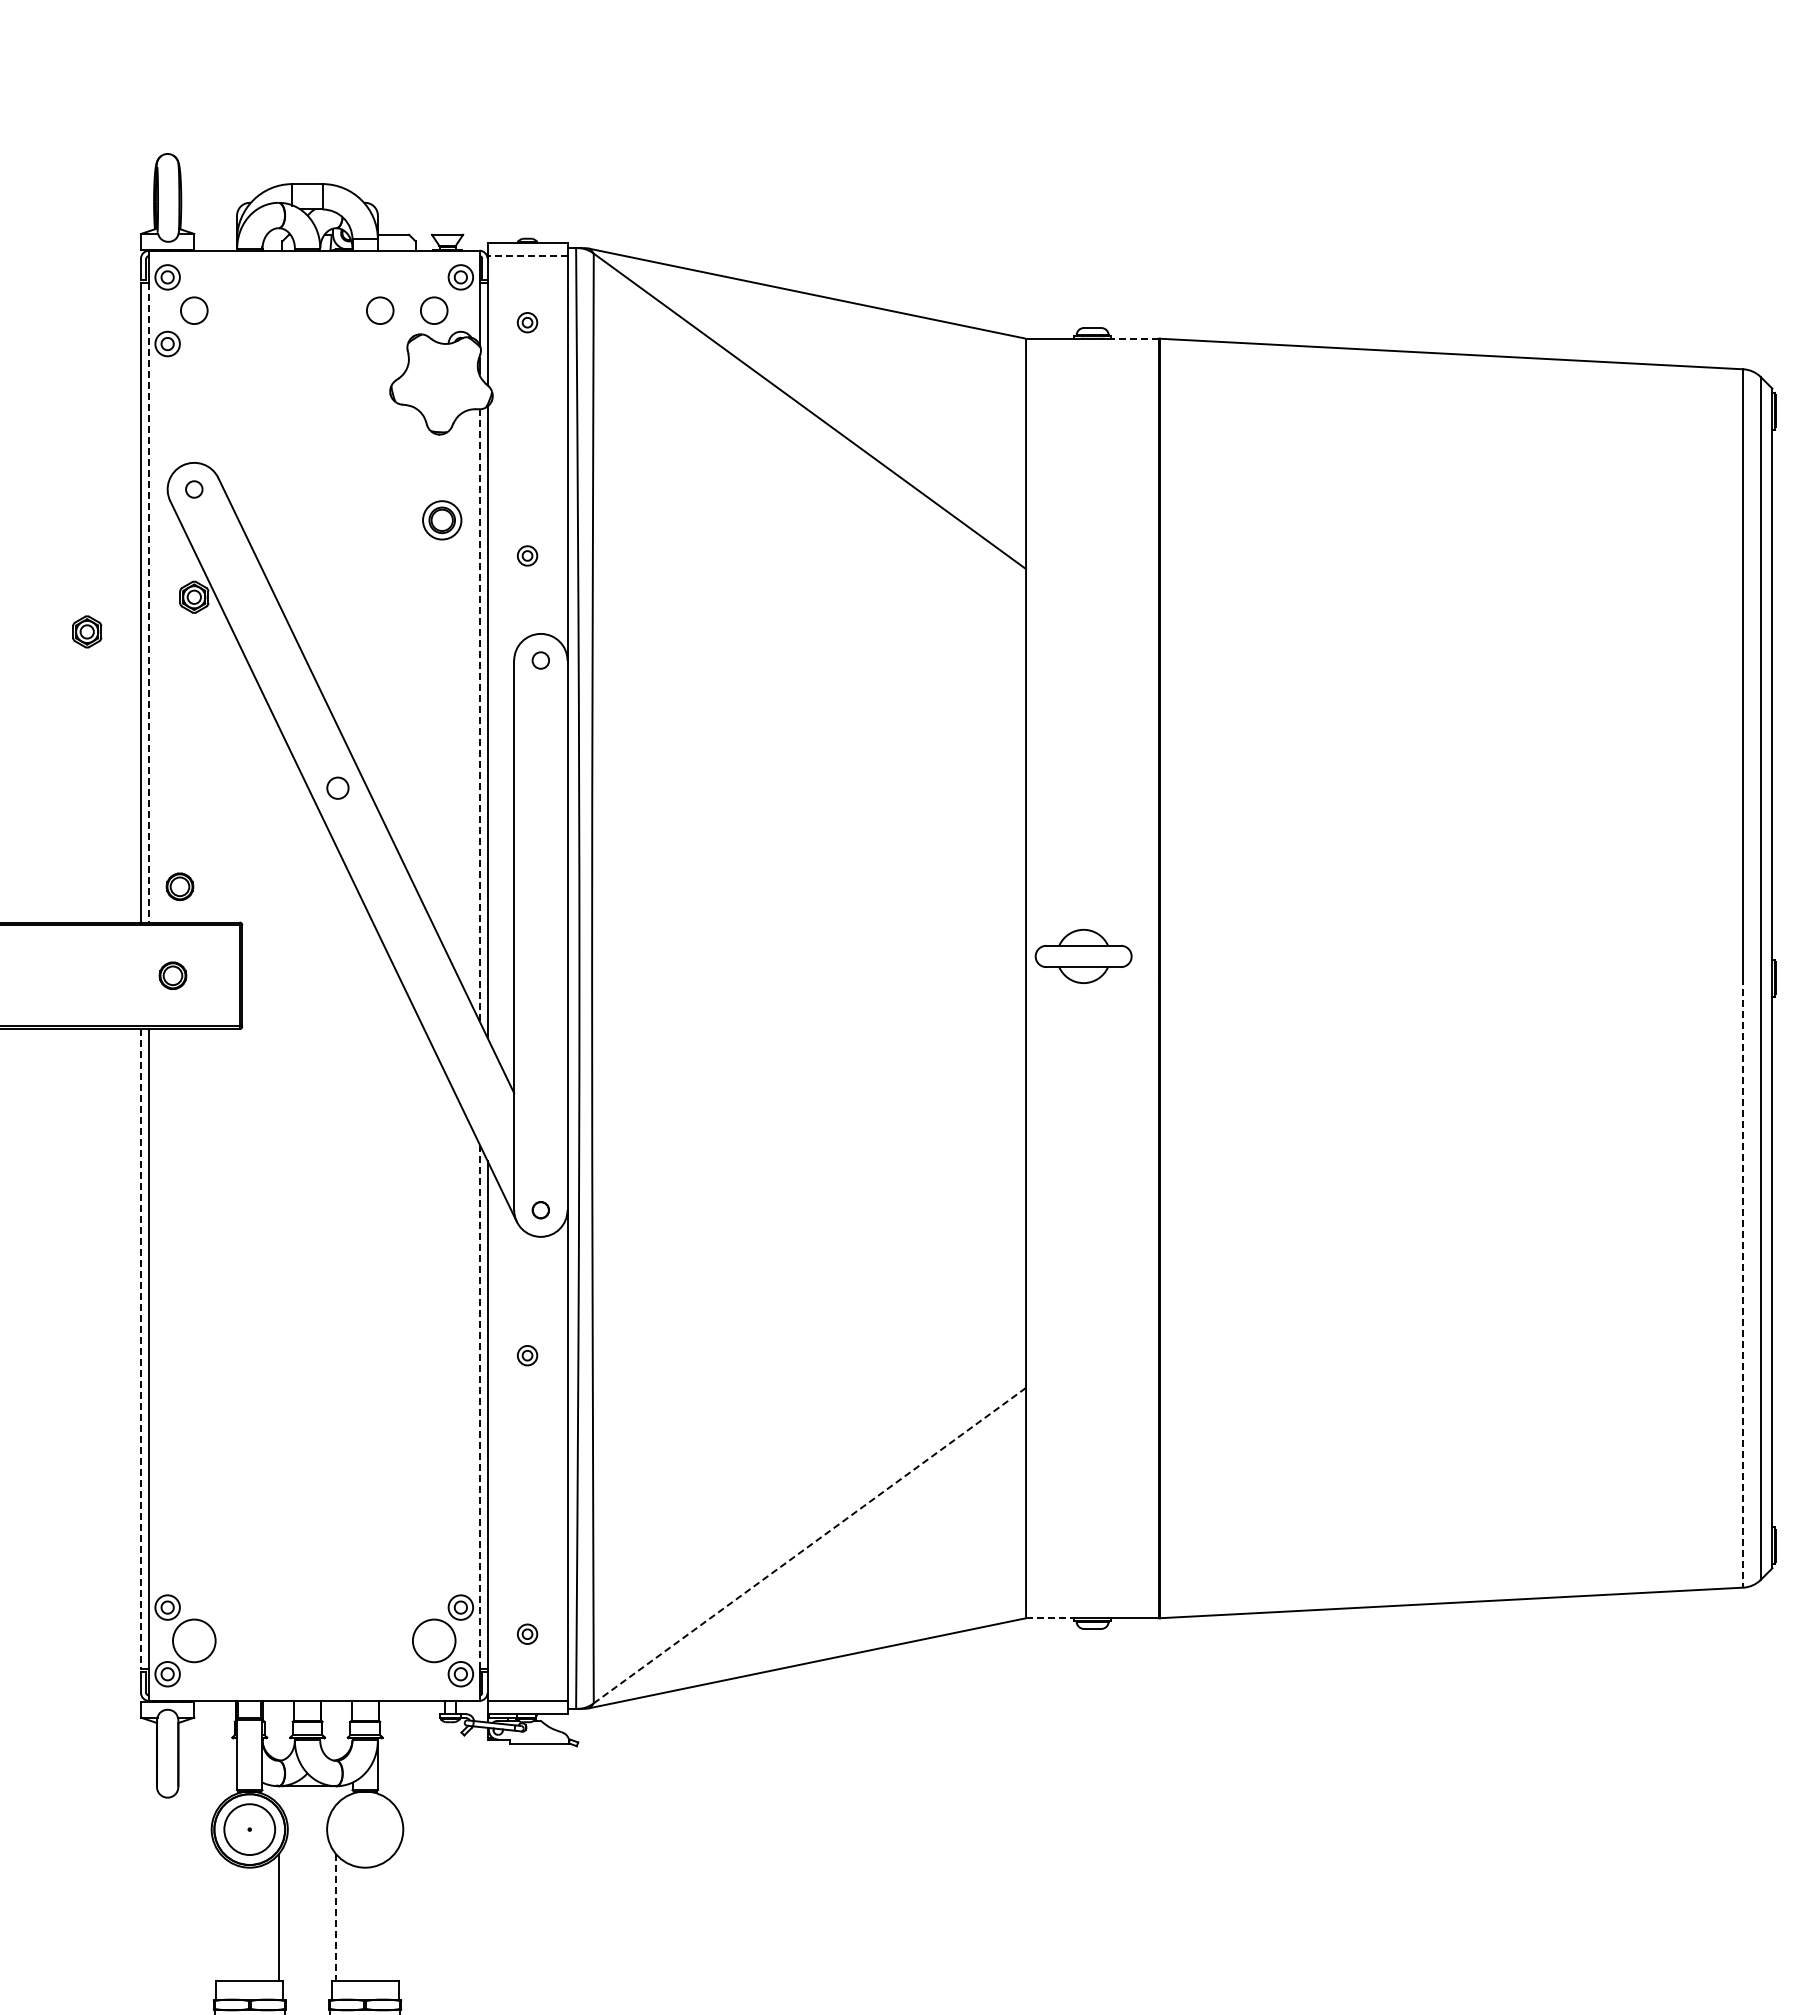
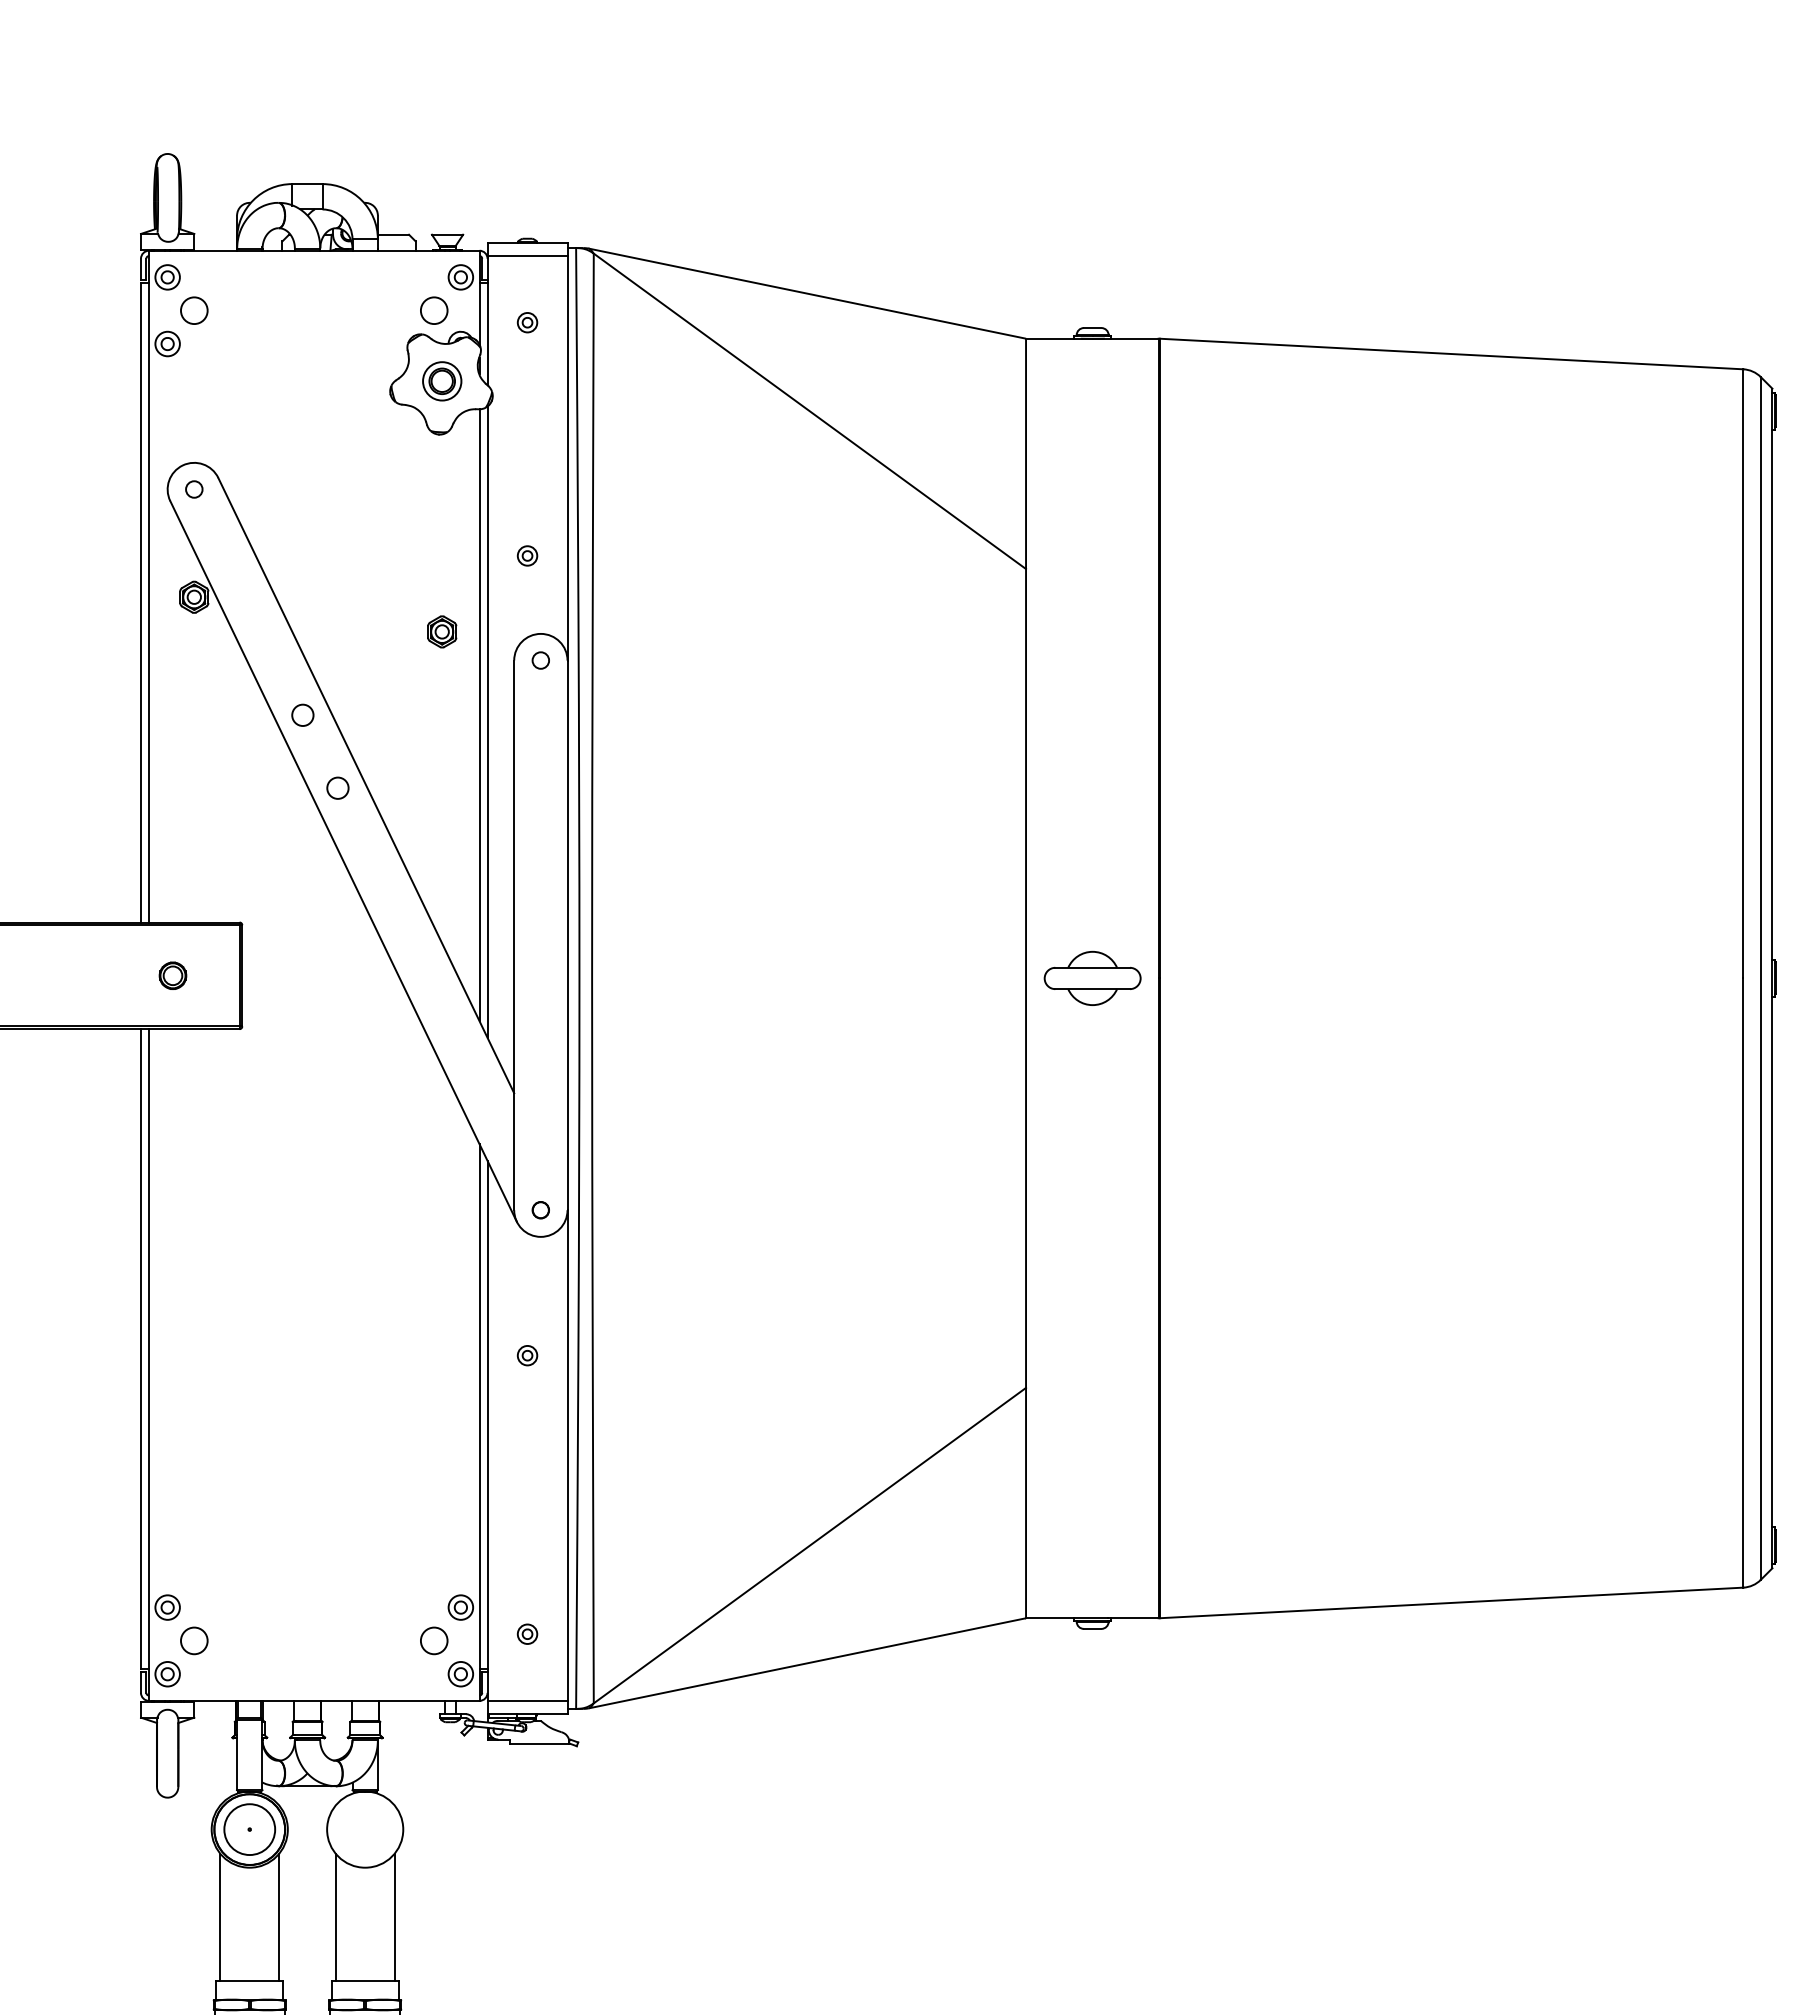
line: dashed -> solid (527, 256)
circle: present -> none (380, 310)
line: dashed -> solid (1134, 338)
part position: (442, 520) -> (442, 381) (442, 381)
line: dashed -> solid (149, 602)
part position: (87, 631) -> (442, 631) (442, 631)
circle: none -> present (302, 714)
line: dashed -> solid (479, 715)
part: present -> none (179, 886)
part position: (1083, 955) -> (1092, 977) (1092, 977)
line: dashed -> solid (1743, 1283)
line: dashed -> solid (141, 1349)
line: dashed -> solid (479, 1406)
line: dashed -> solid (809, 1545)
line: dashed -> solid (1050, 1618)
circle diameter: 43 px -> 27 px (194, 1640)
circle diameter: 43 px -> 27 px (433, 1640)
line: none -> present (220, 1917)
line: dashed -> solid (335, 1917)
line: none -> present (394, 1917)
